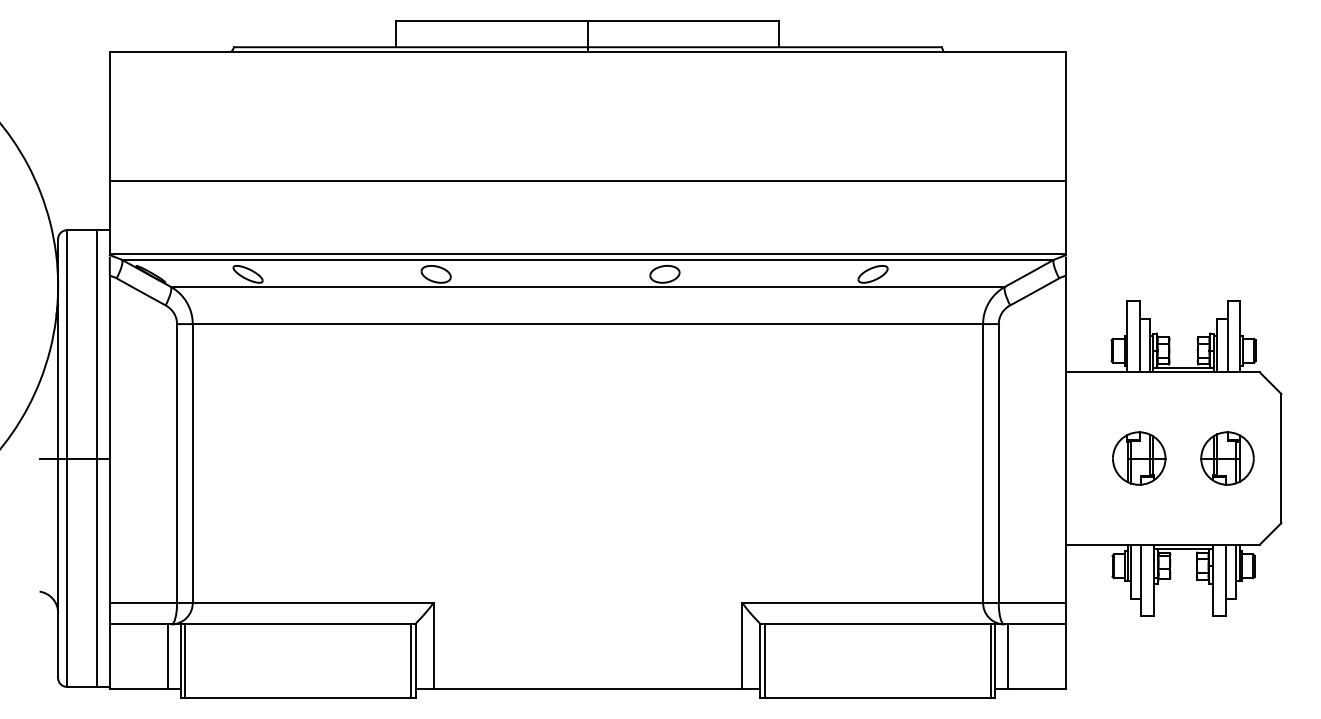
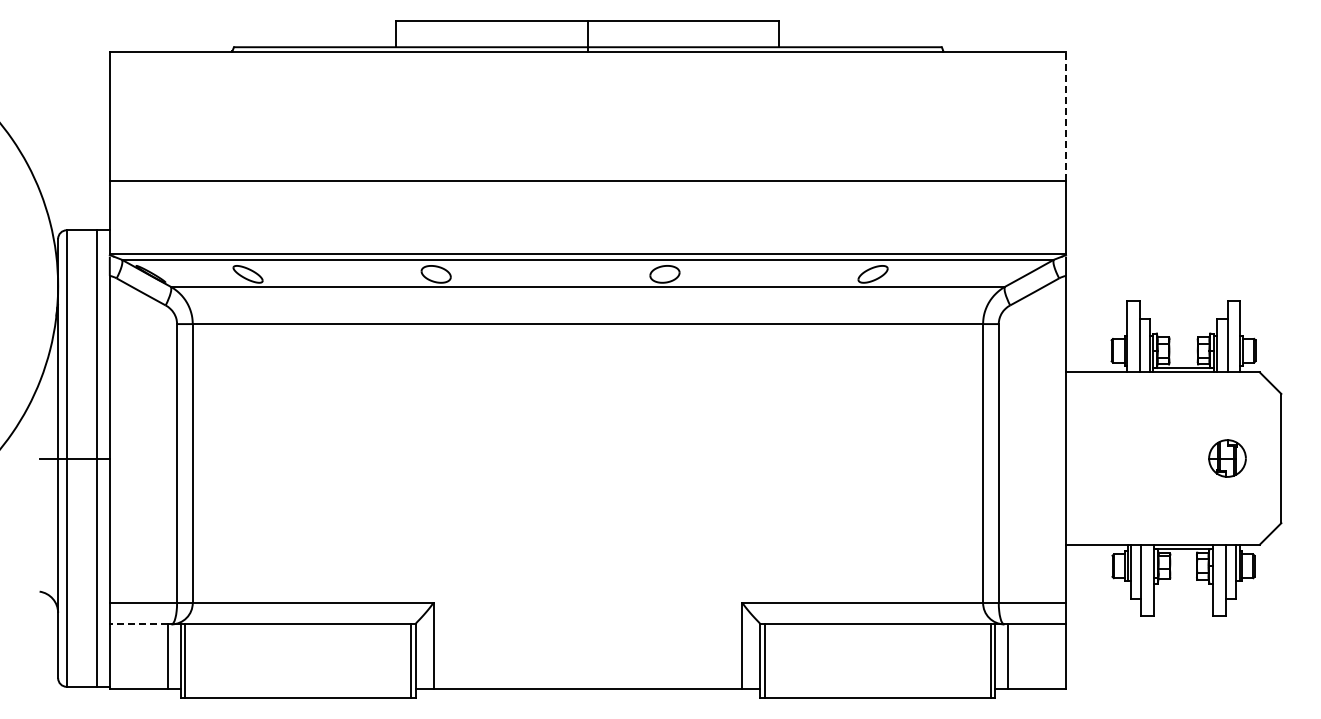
line: solid -> dashed (1066, 116)
part: present -> none (1139, 458)
part size: 55x55 px -> 39x39 px (1227, 458)
line: solid -> dashed (138, 624)
